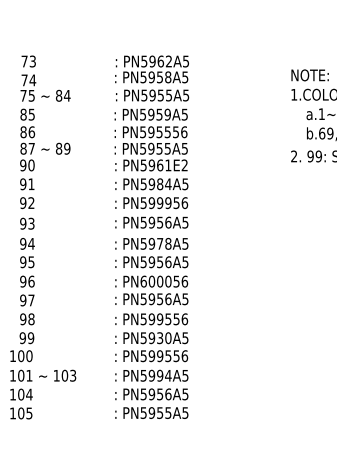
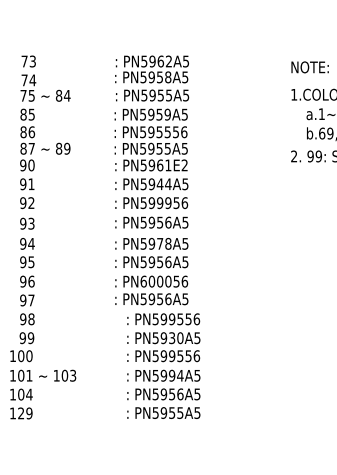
text position: (309, 75) -> (309, 67) (309, 67)
text: PN5984A5 -> PN5944A5 (159, 184)
text position: (151, 365) -> (163, 365) (163, 365)
text: 105 -> 129 (25, 413)
